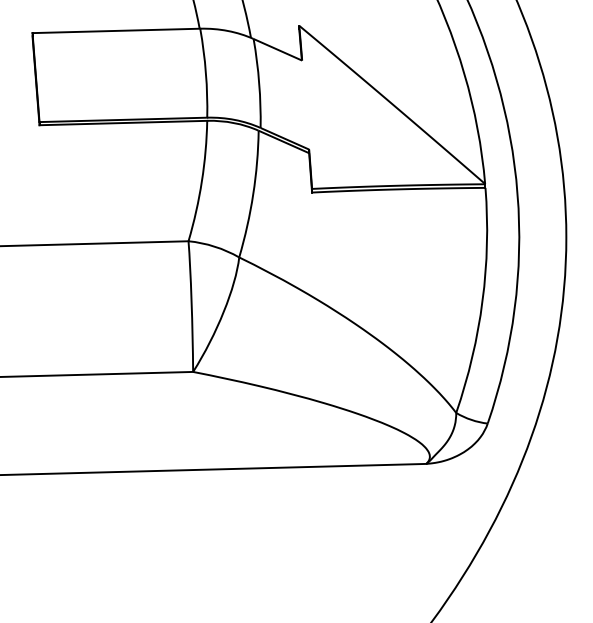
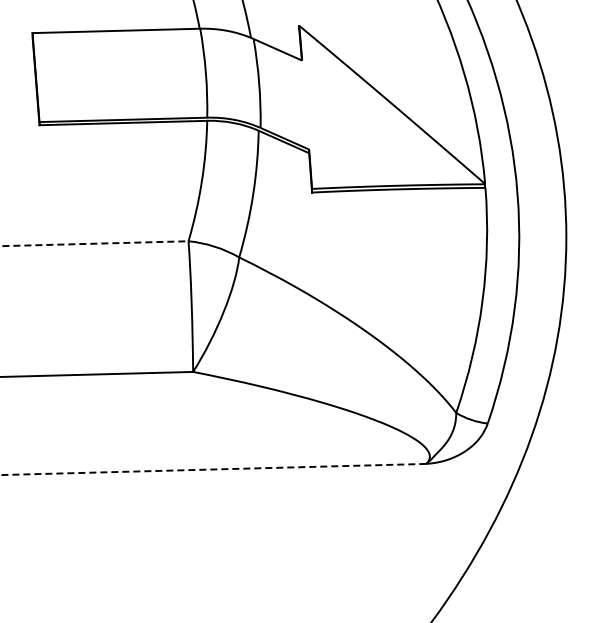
line: solid -> dashed (94, 243)
line: solid -> dashed (213, 469)
